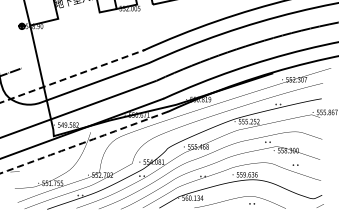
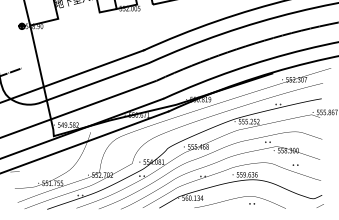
line: dashed -> solid (73, 76)
arc: dashed -> solid (84, 142)
